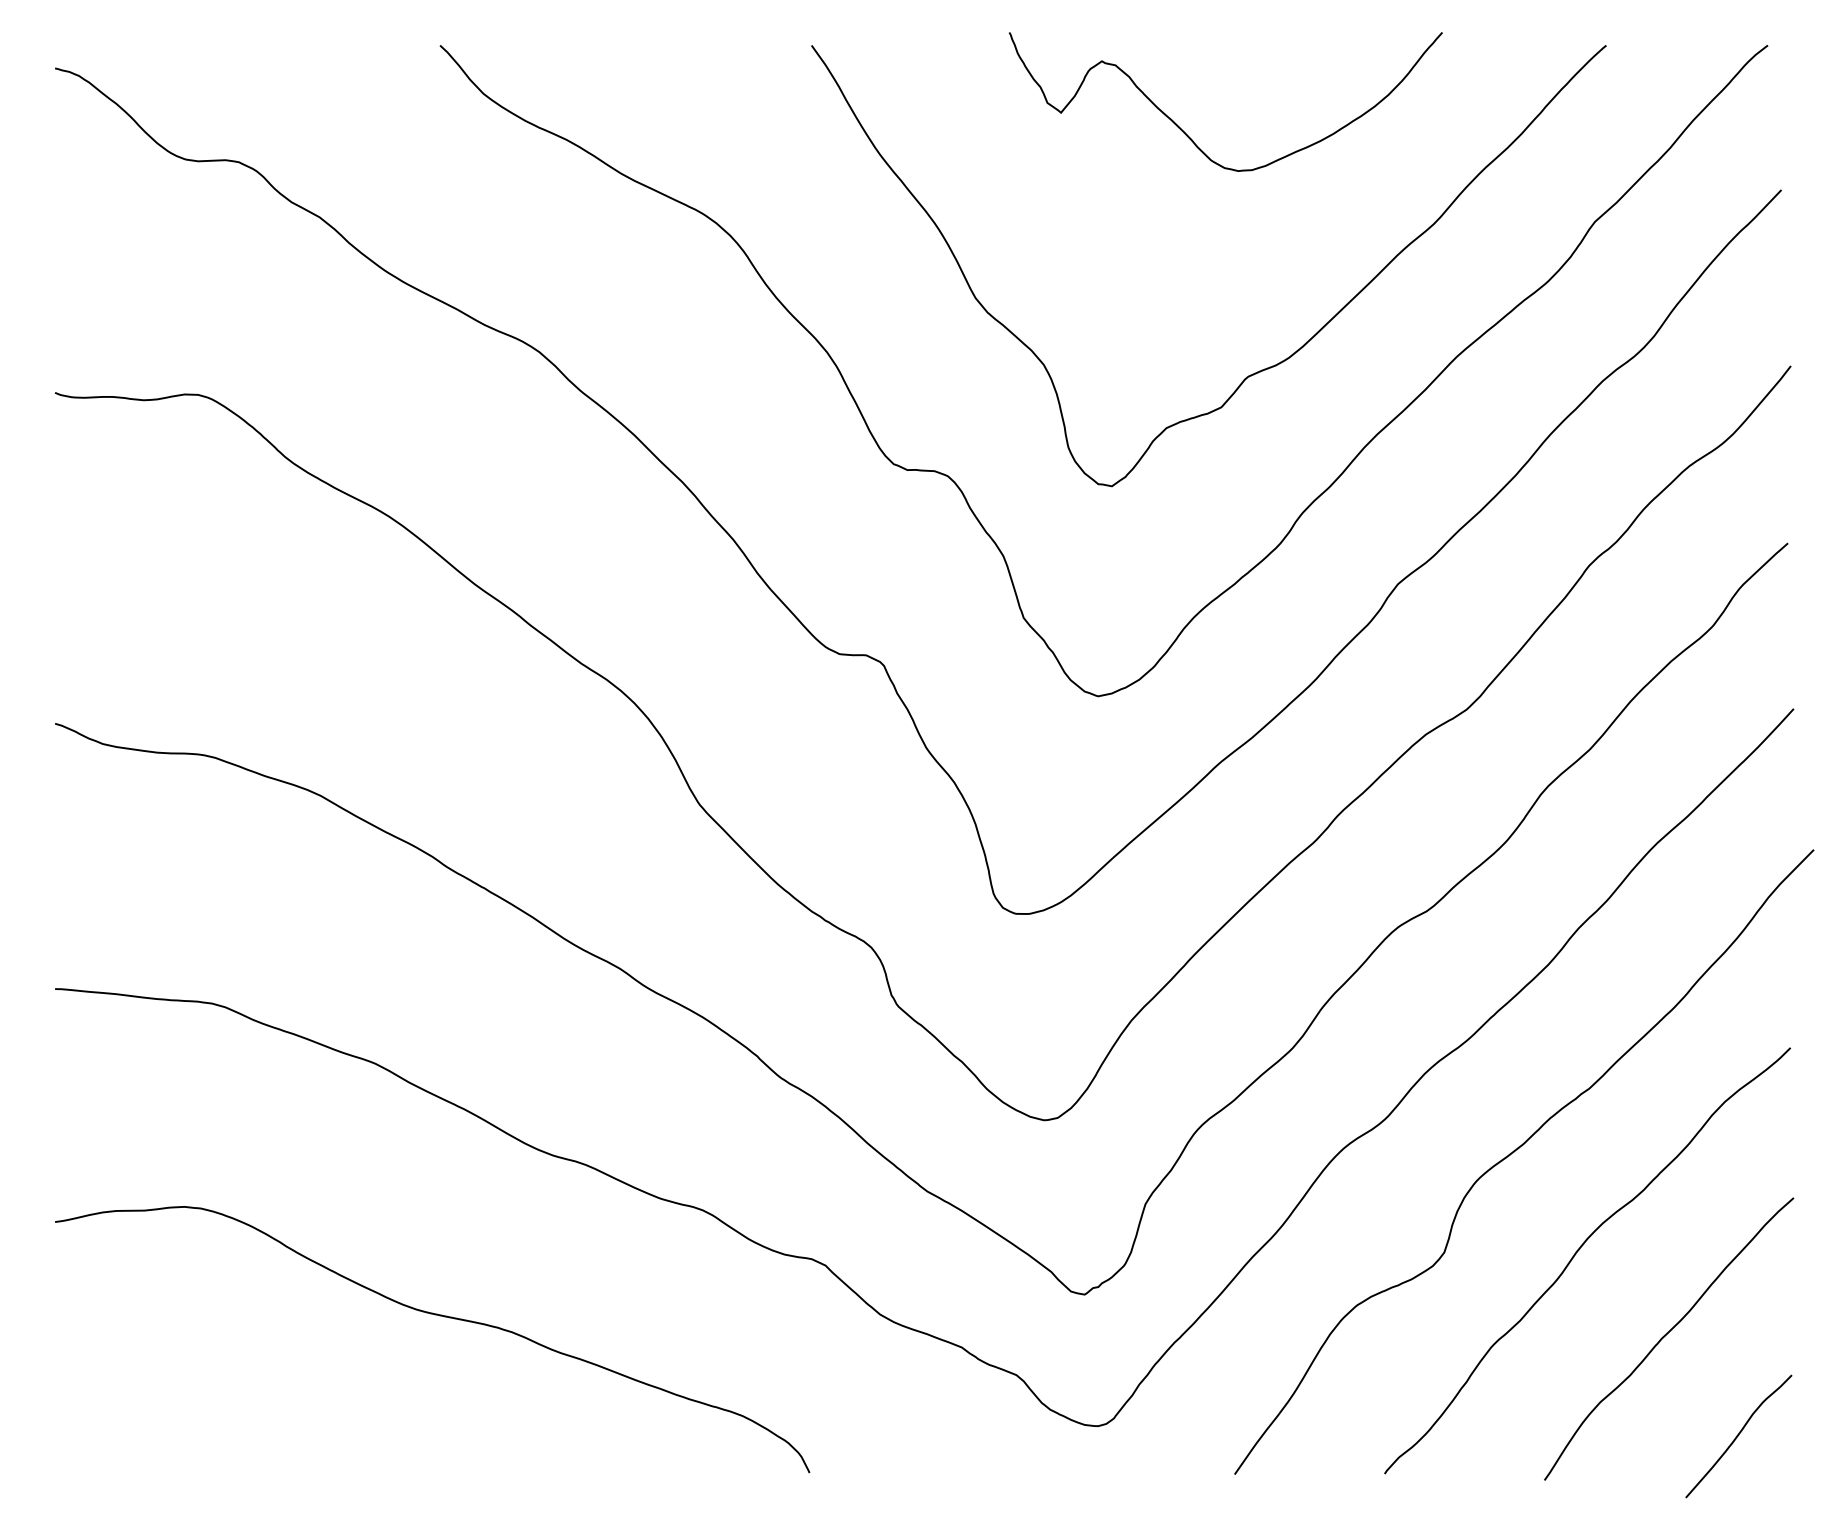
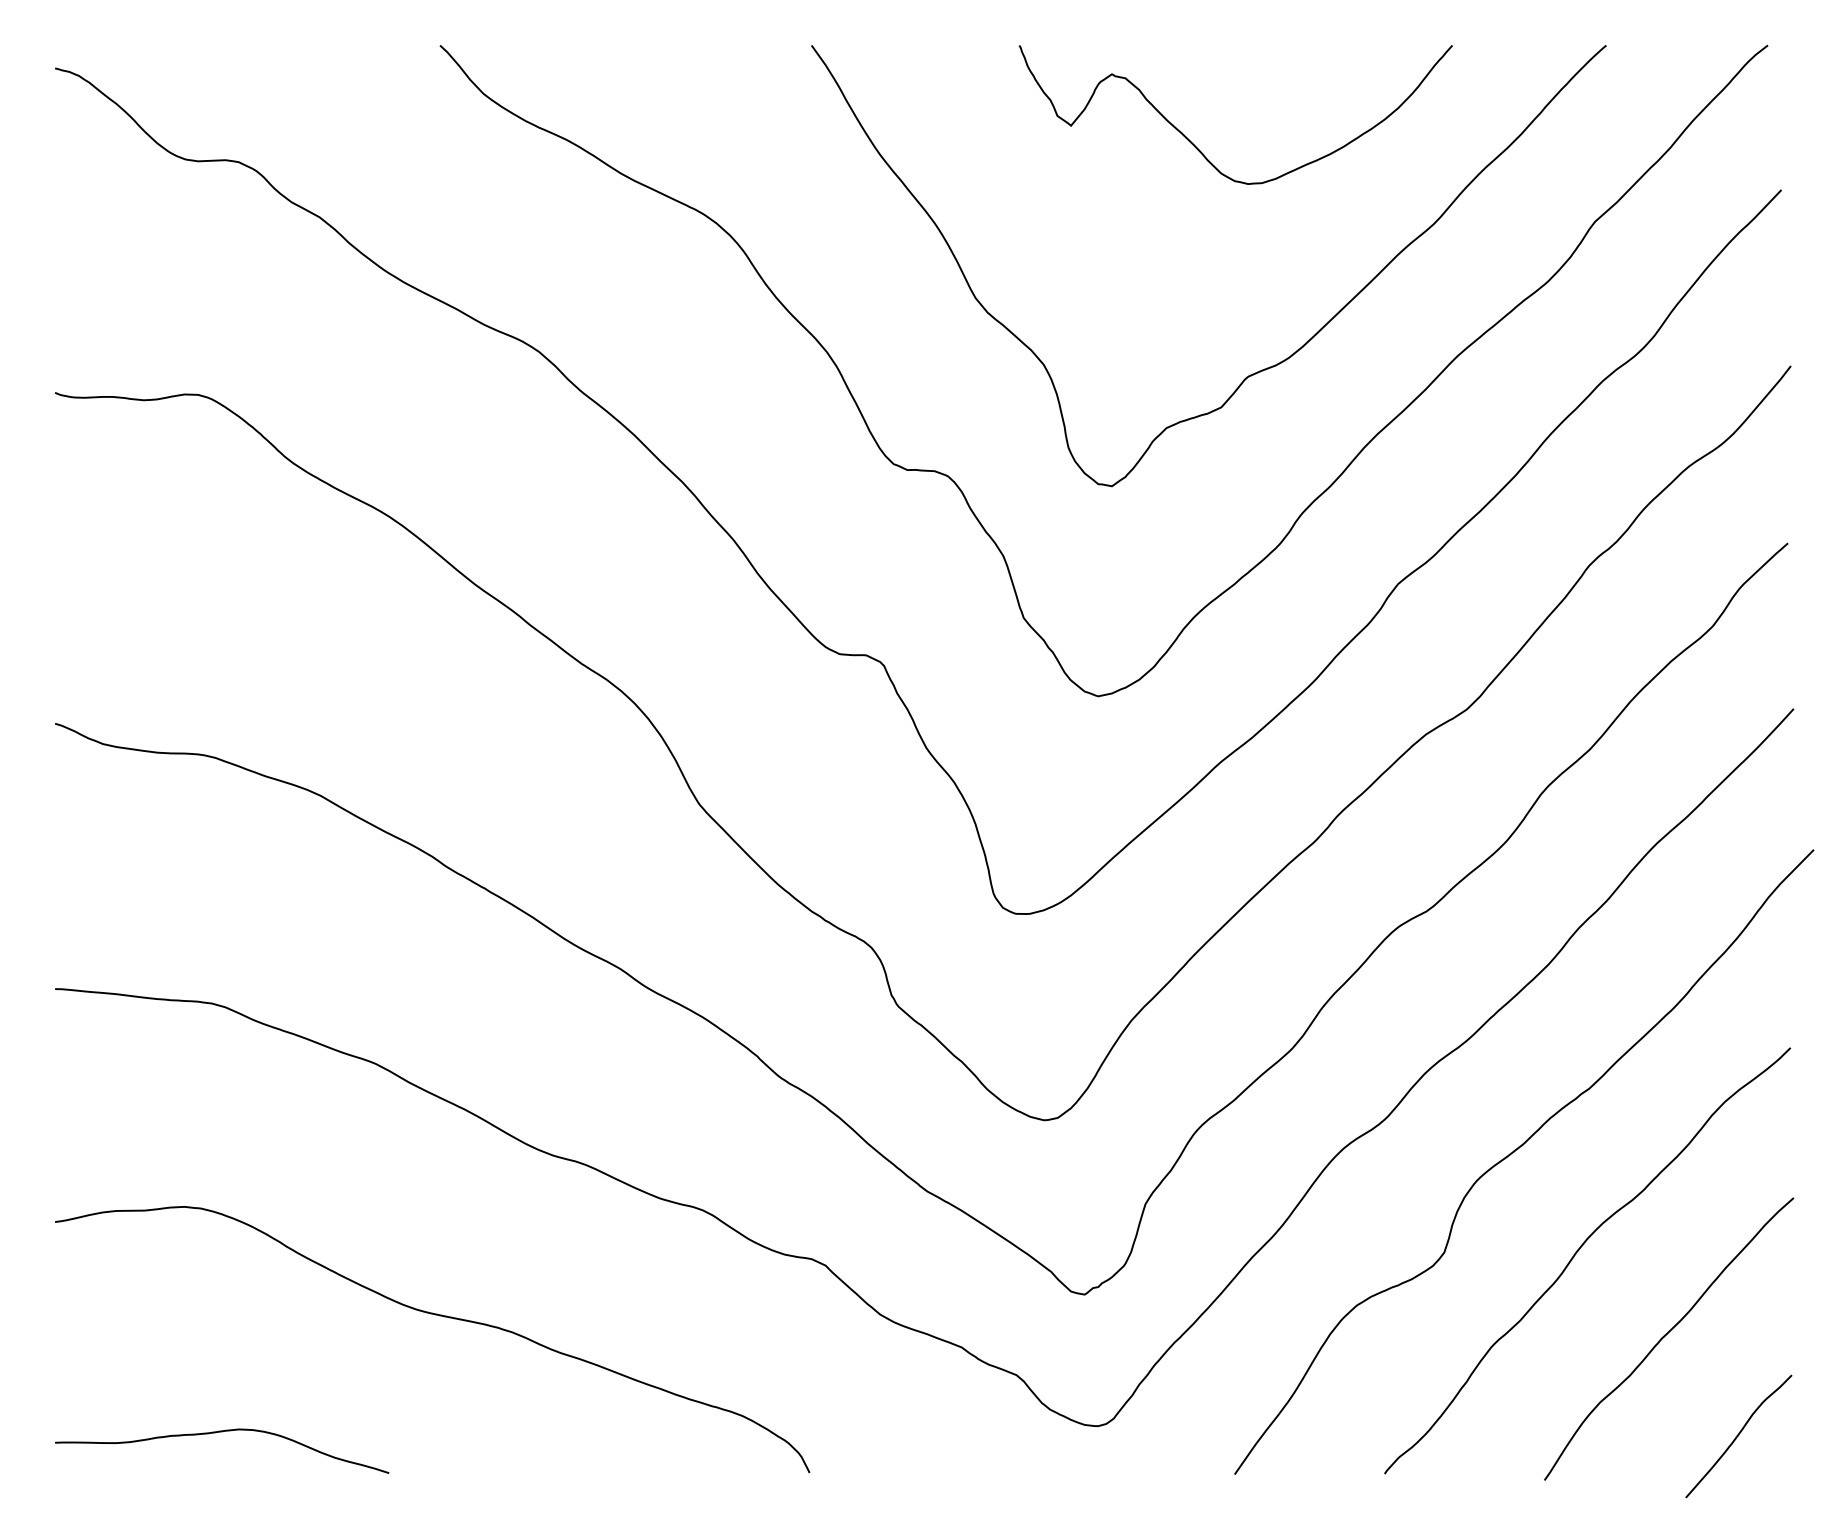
curve position: (1189, 136) -> (1199, 149) (1199, 149)
curve: none -> present (222, 1432)
